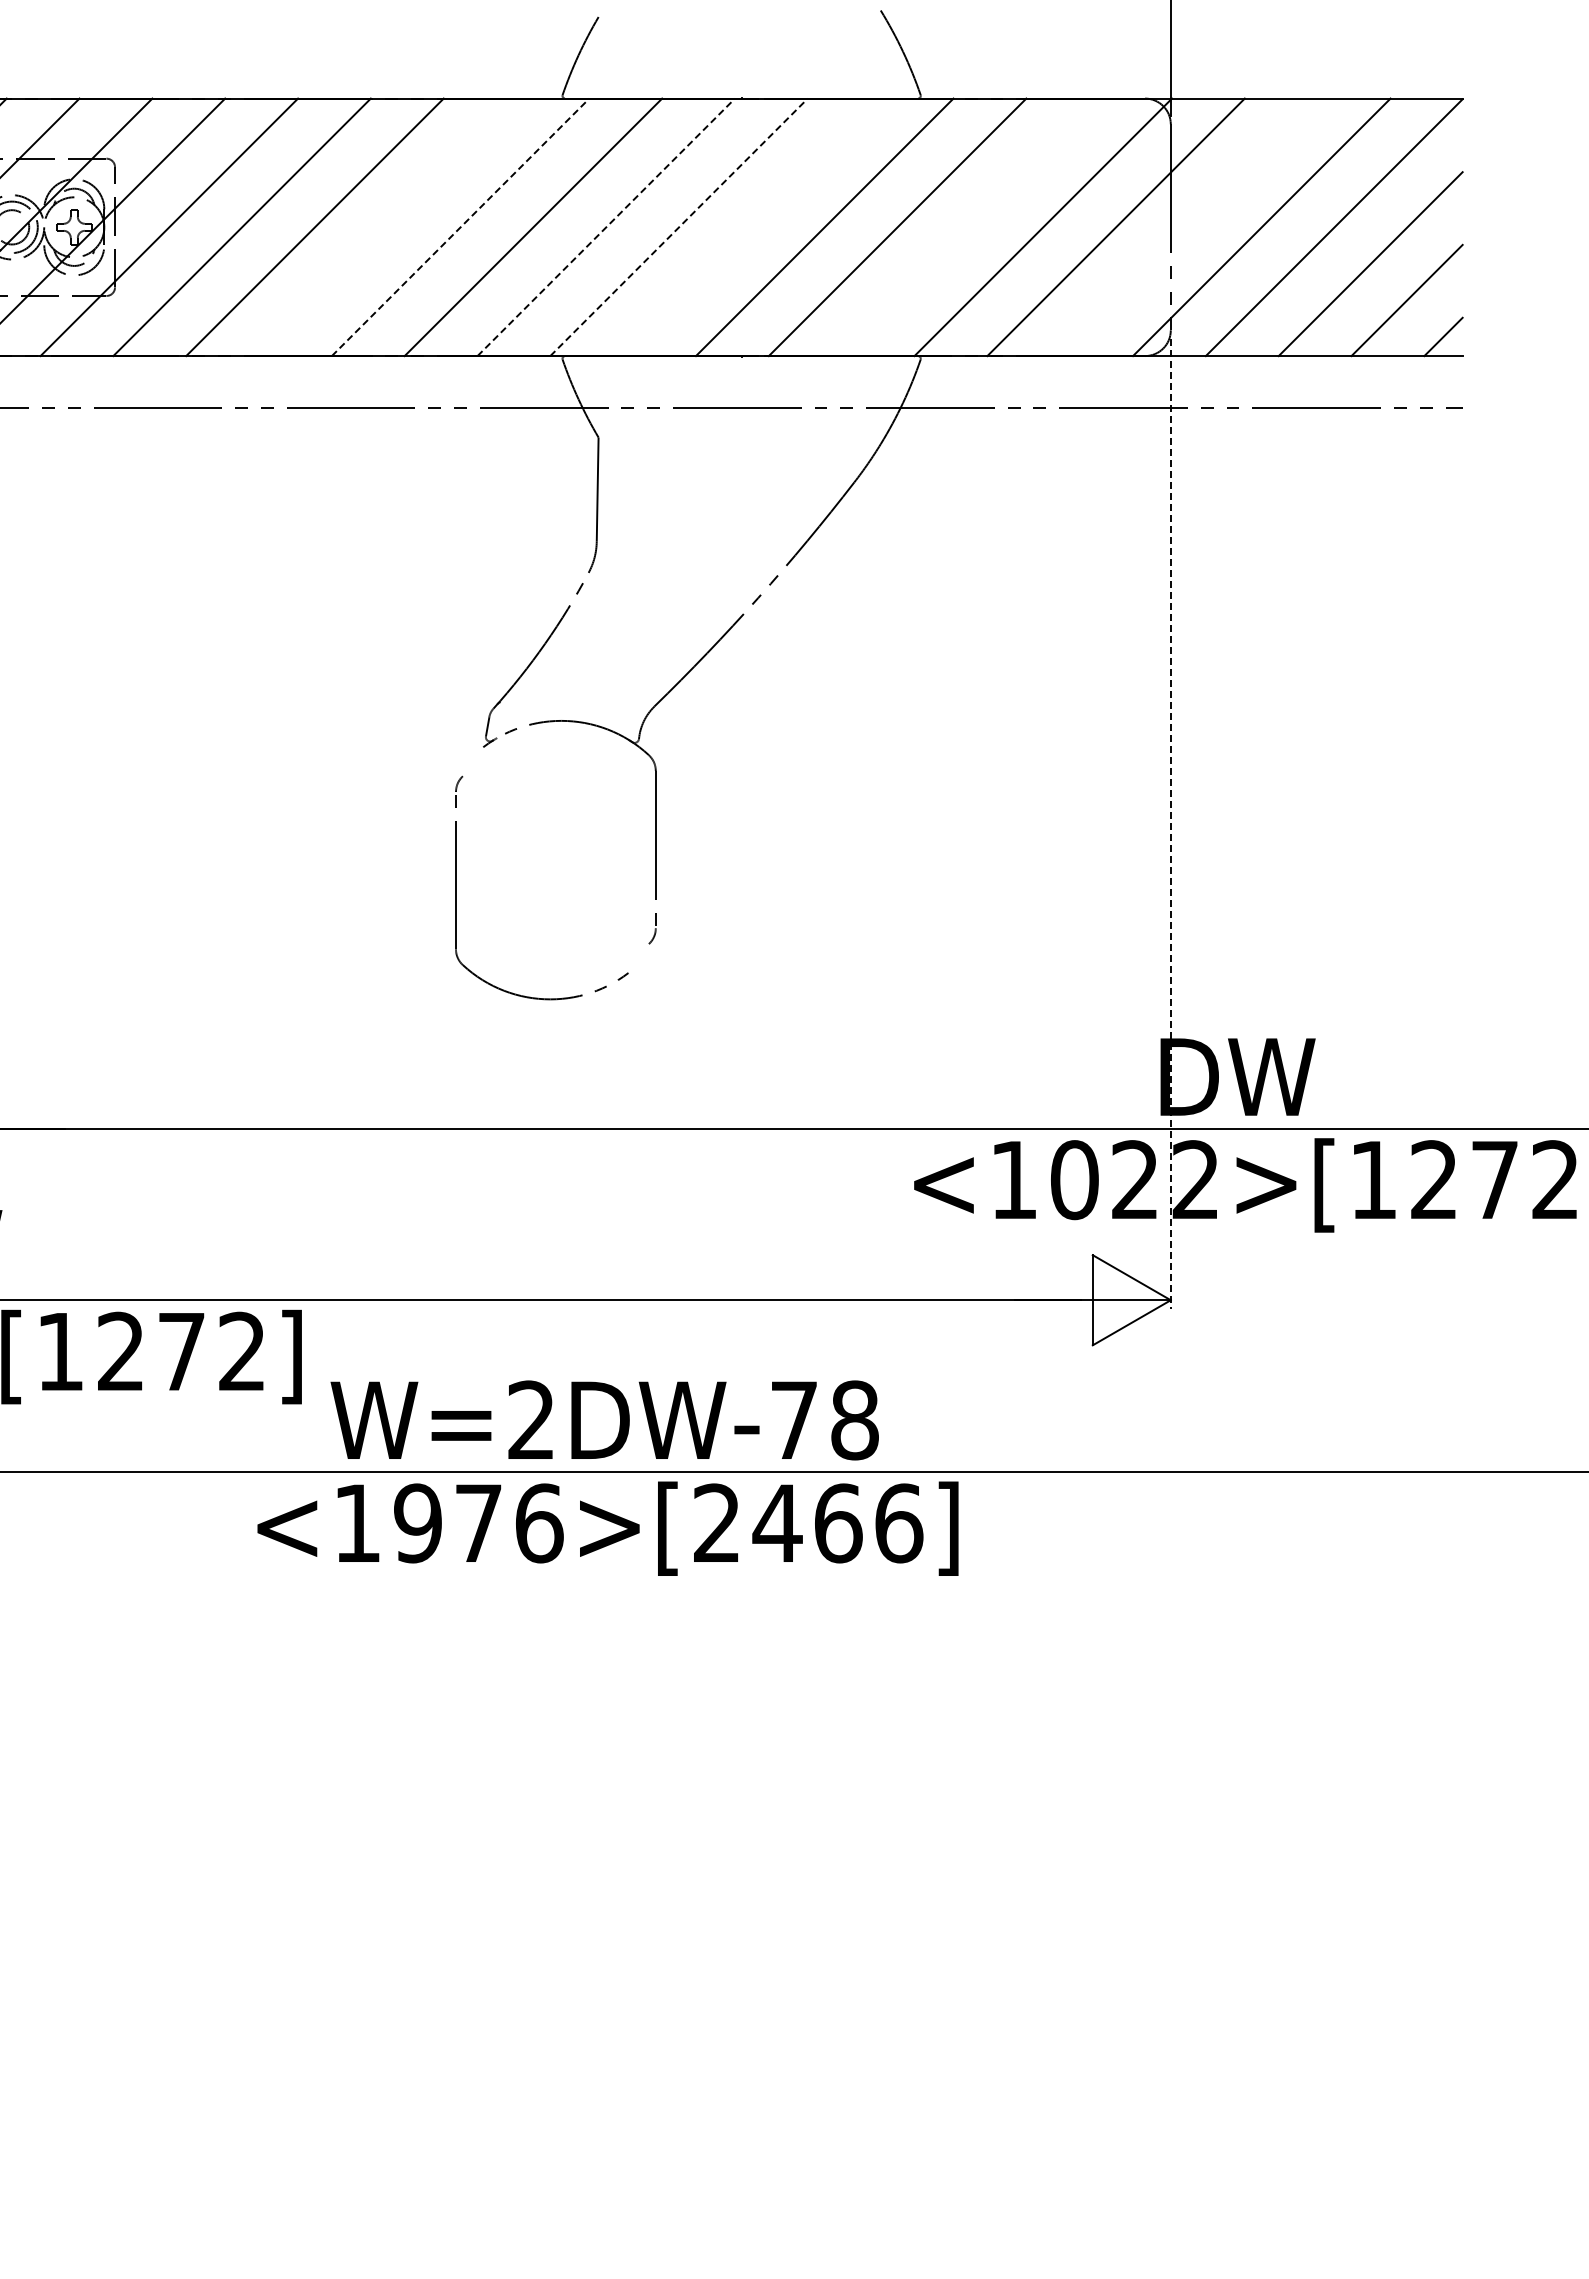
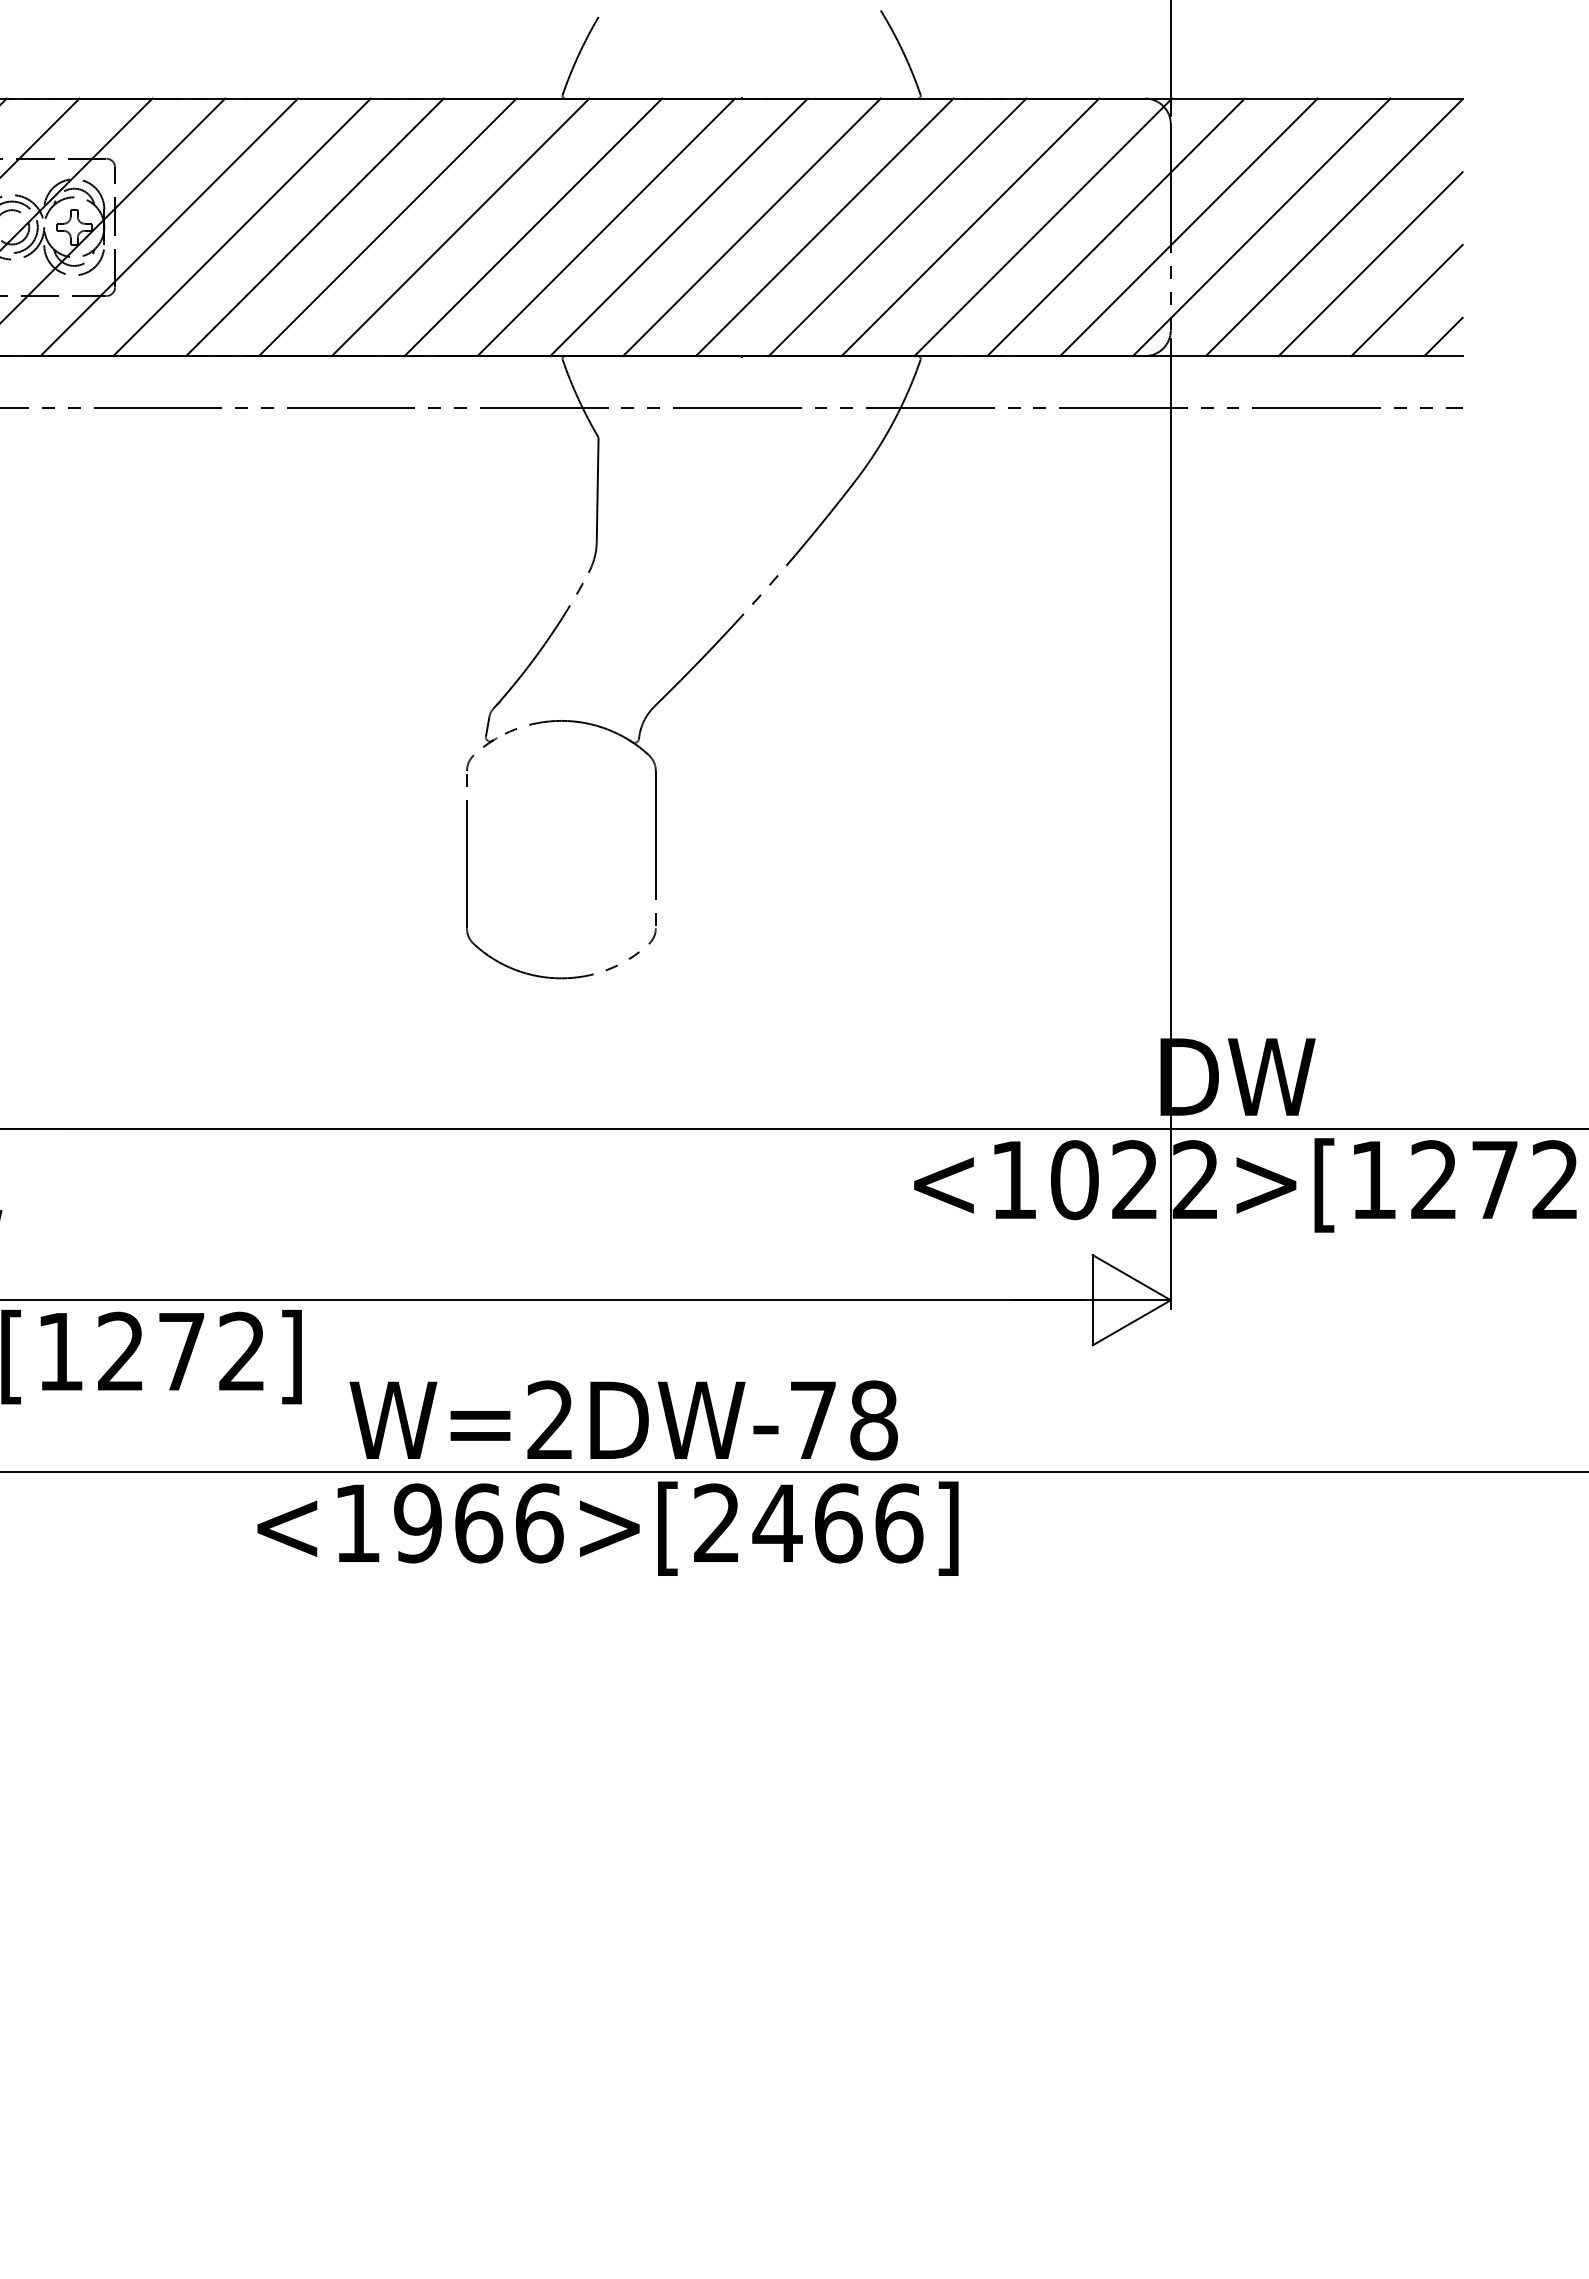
line: dashed -> solid (460, 226)
line: dashed -> solid (606, 226)
line: dashed -> solid (679, 226)
line: none -> present (387, 227)
line: none -> present (751, 227)
line: none -> present (970, 227)
line: none -> present (1188, 227)
line: dashed -> solid (1170, 823)
part position: (456, 887) -> (467, 866) (467, 866)
text position: (604, 1420) -> (623, 1420) (623, 1420)
text: <1976>[2466] -> <1966>[2466] (479, 1523)
